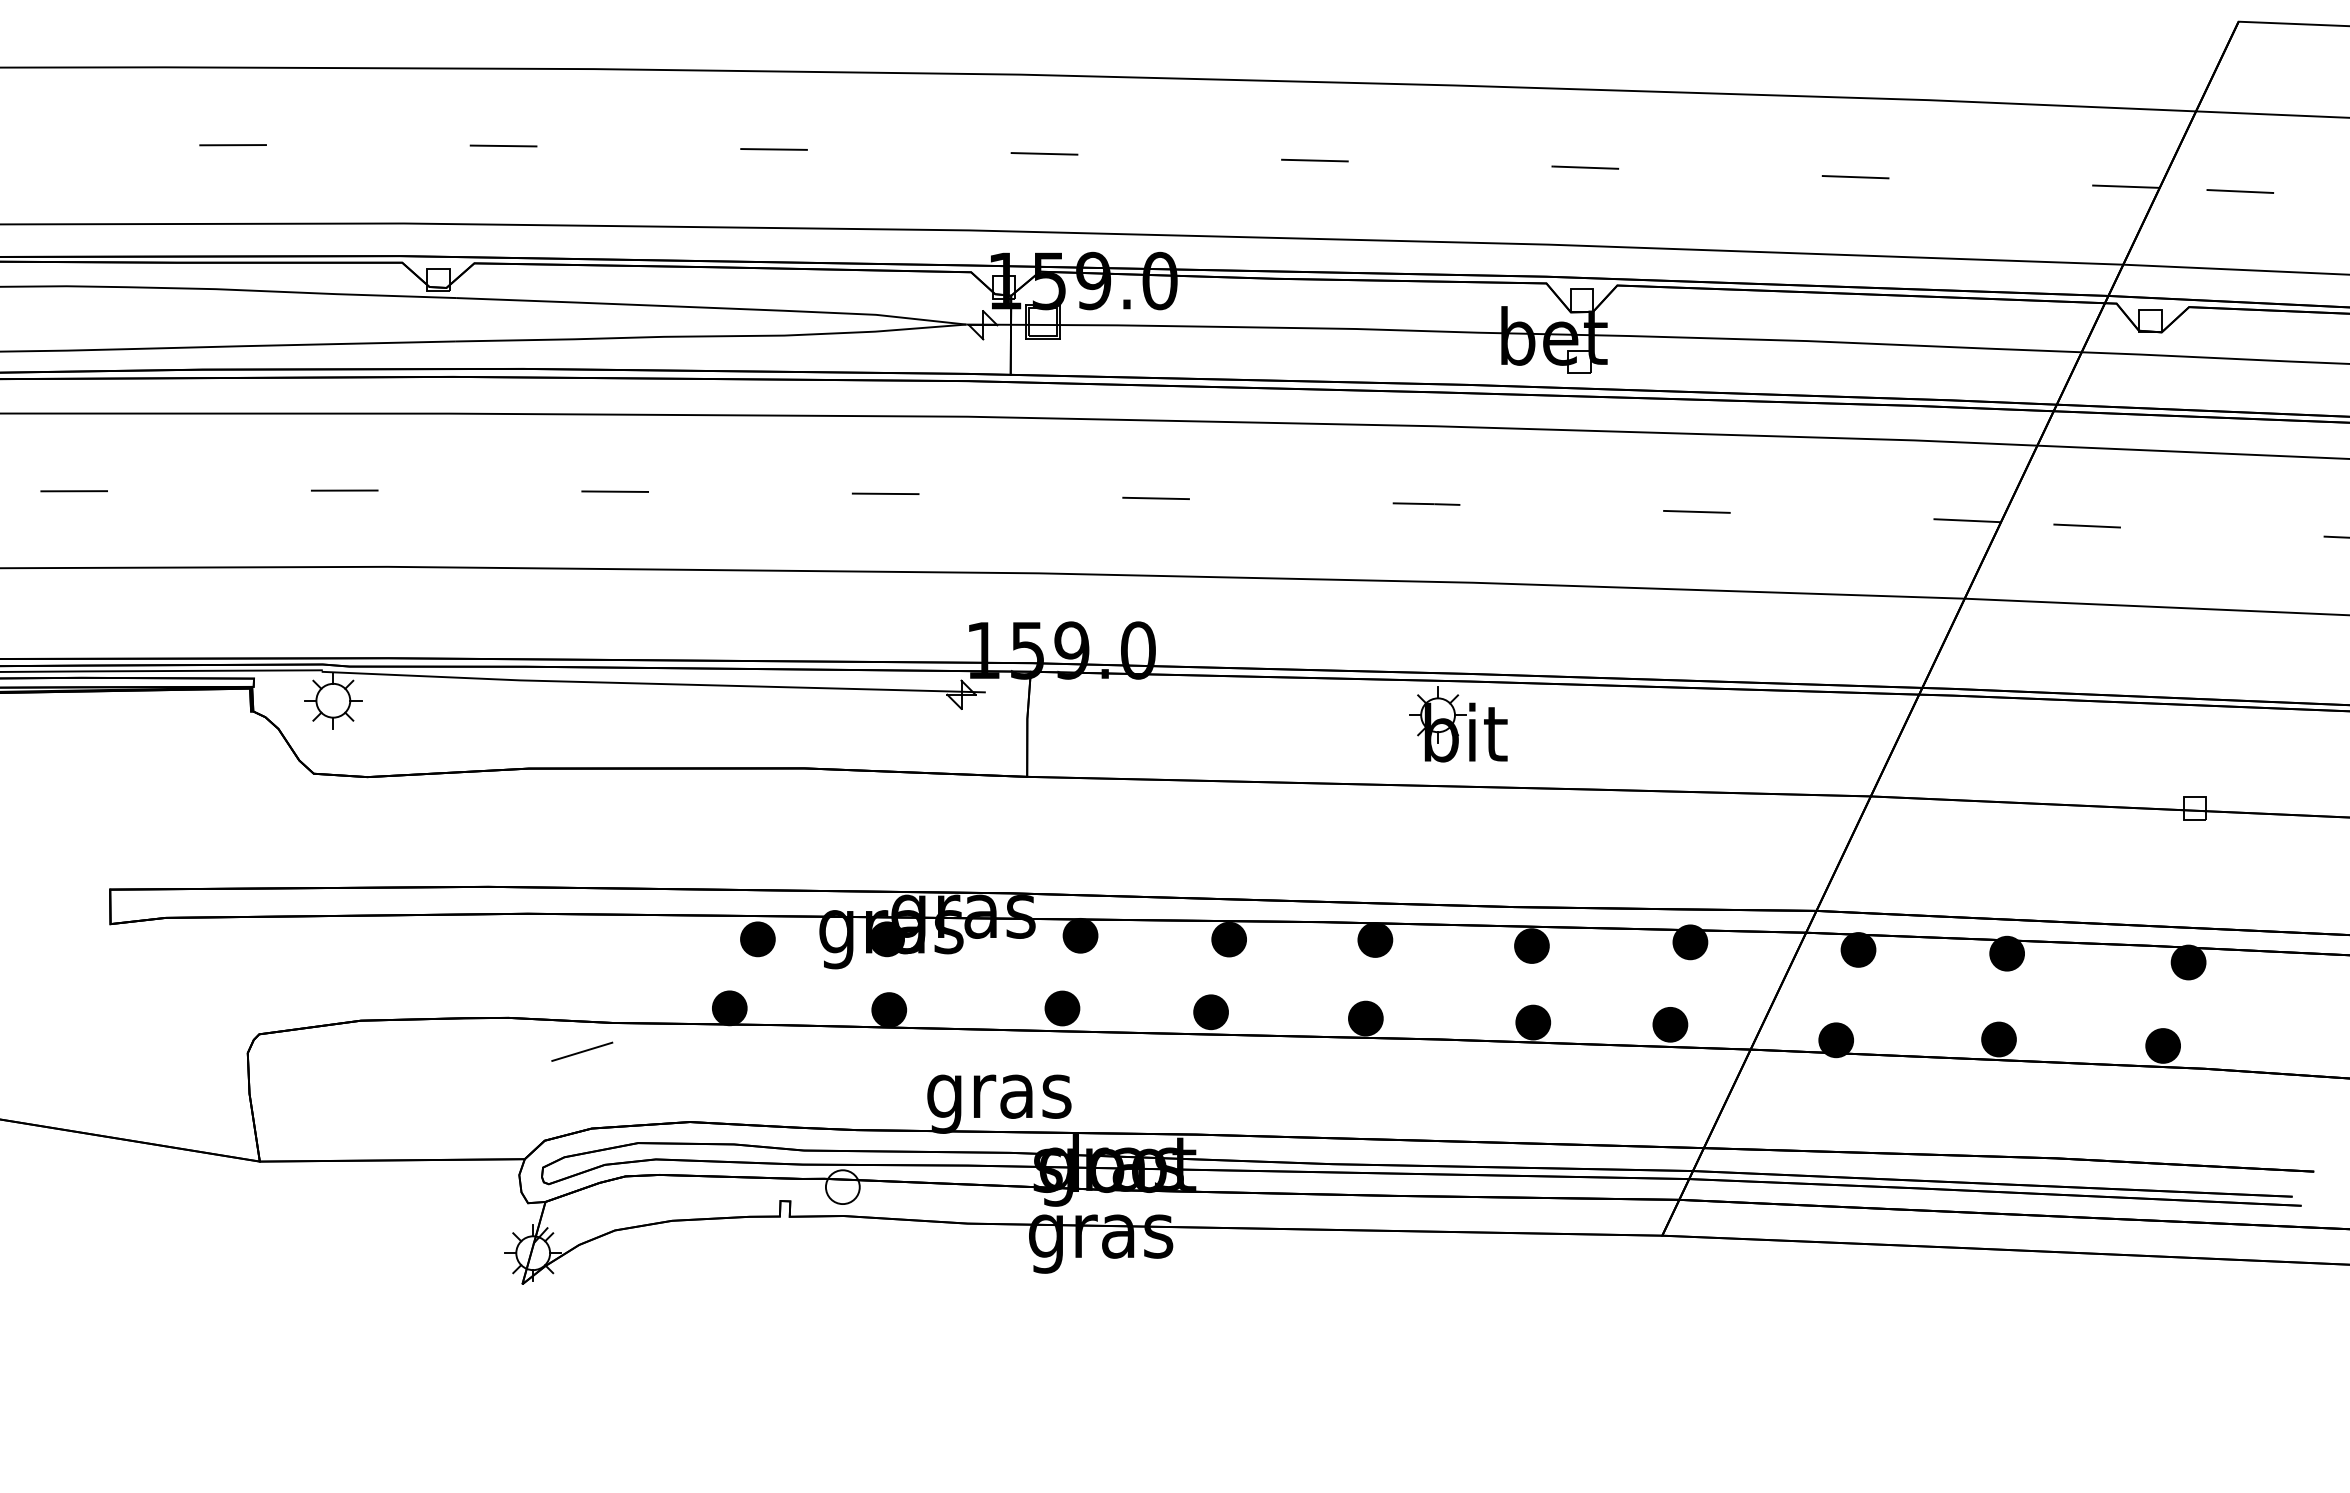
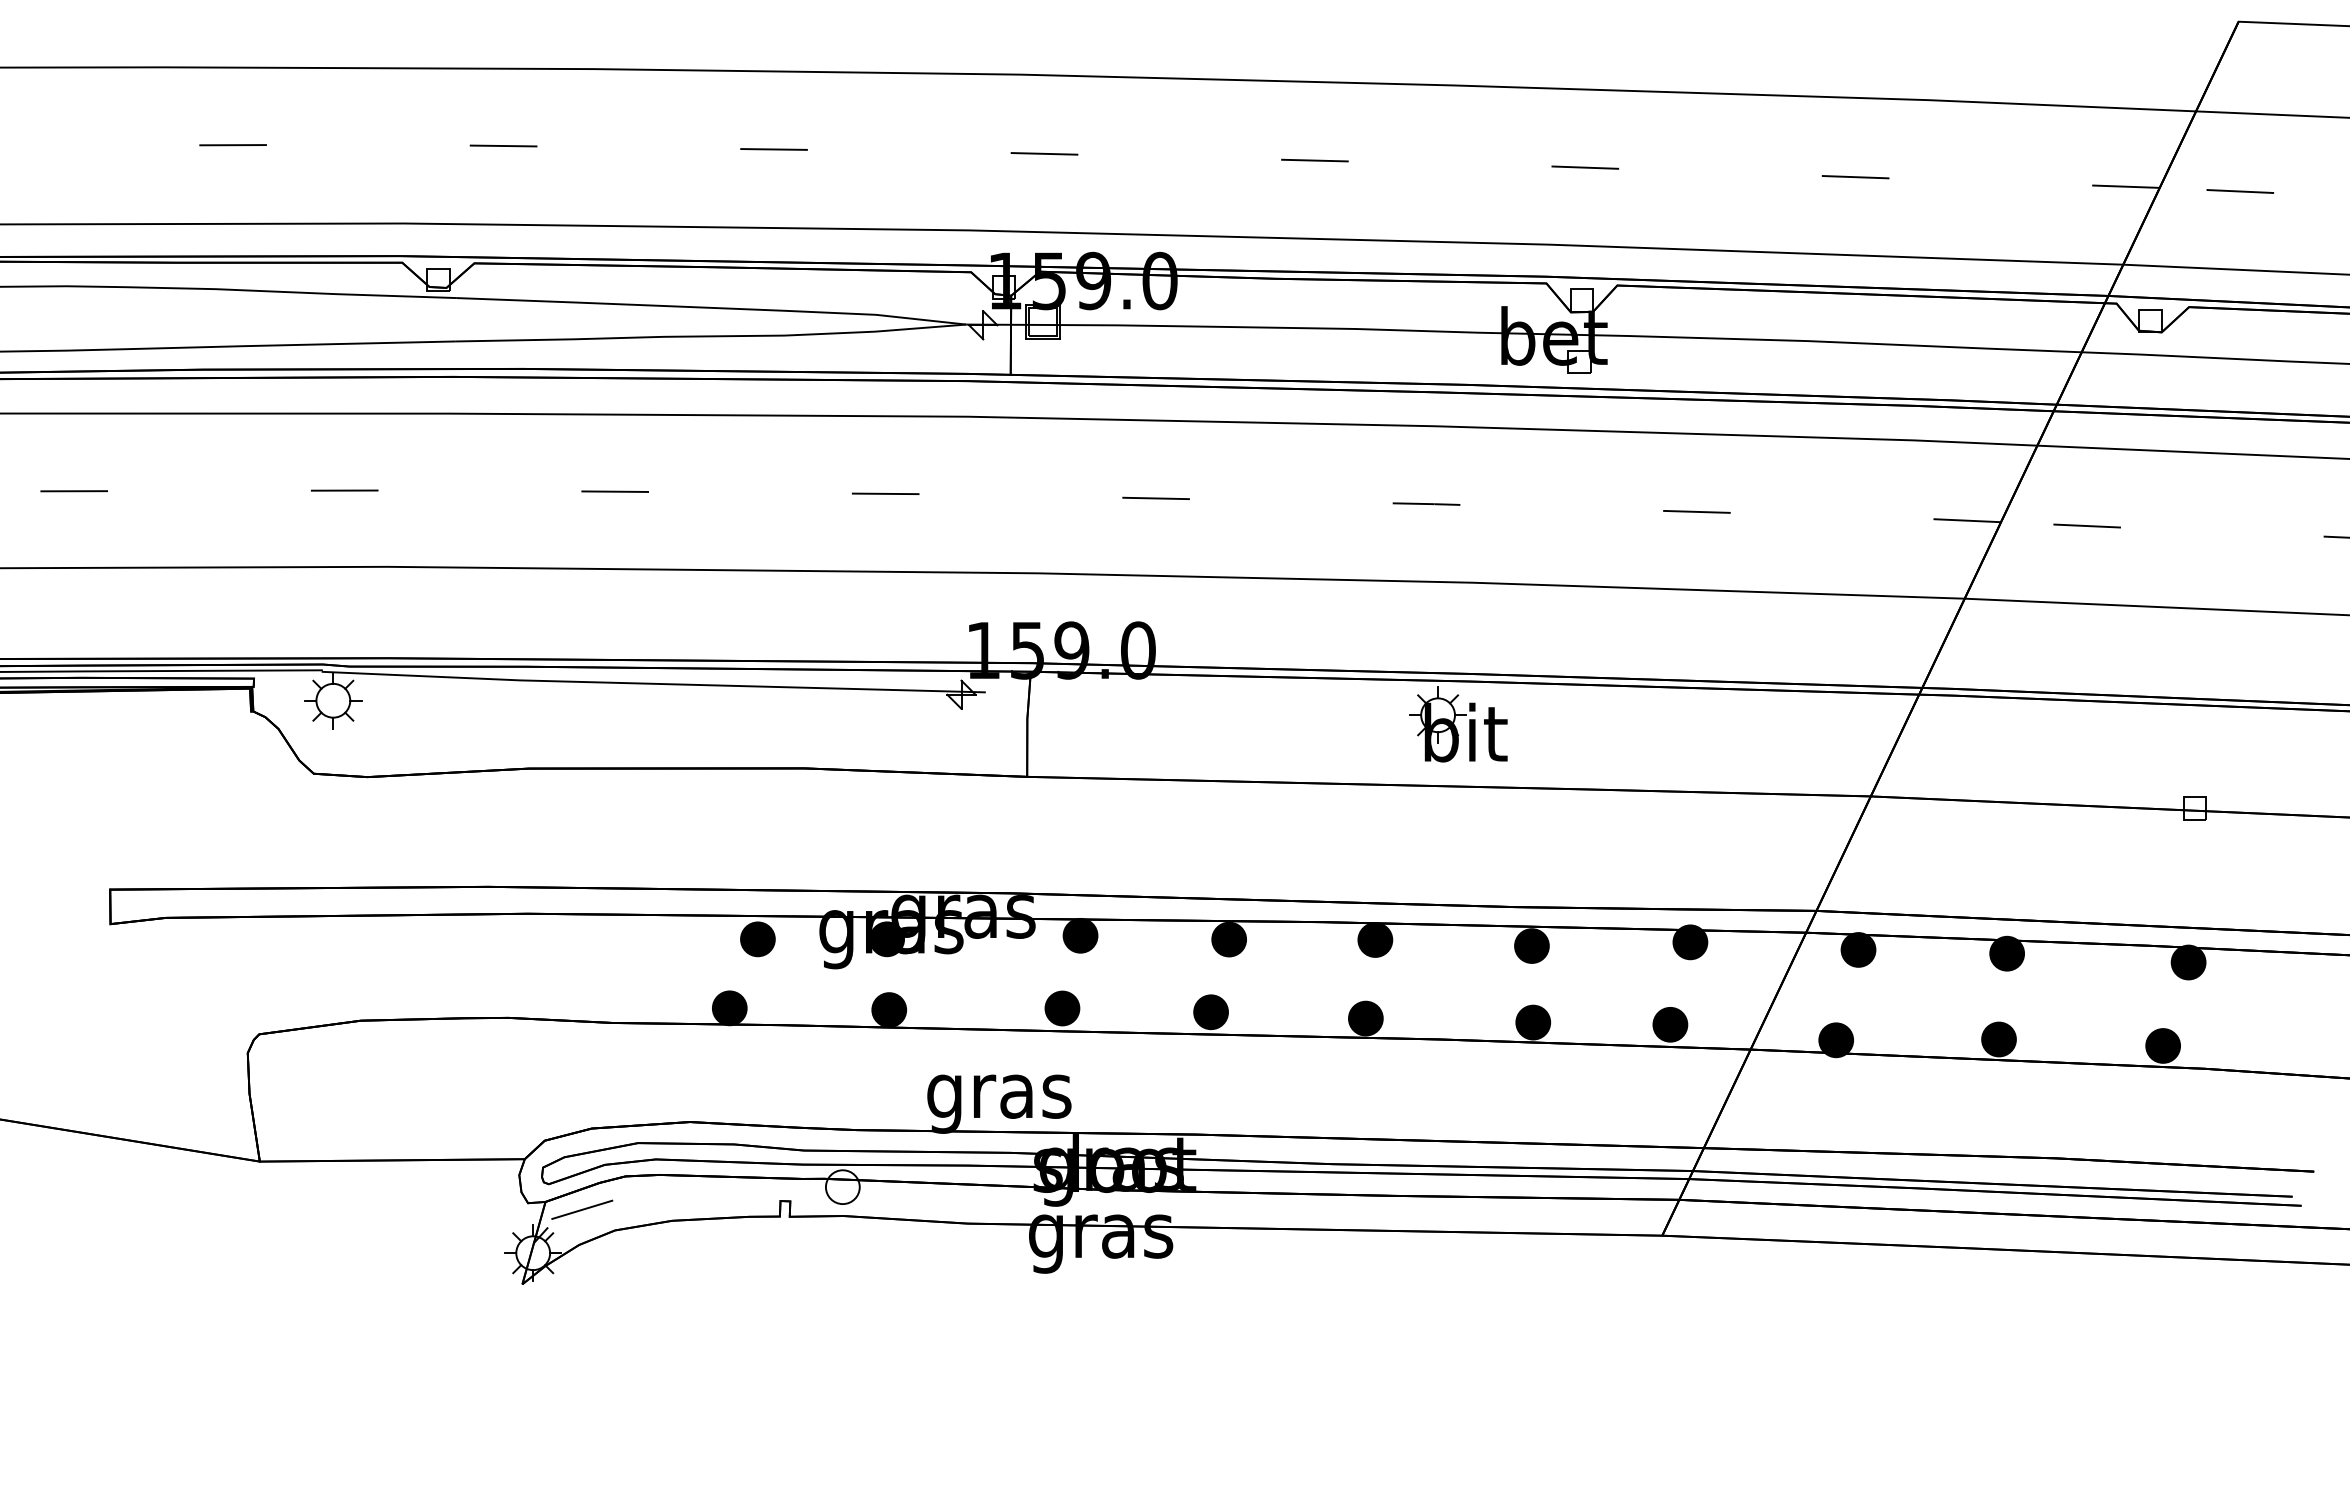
line position: (582, 1051) -> (582, 1209) (582, 1209)
